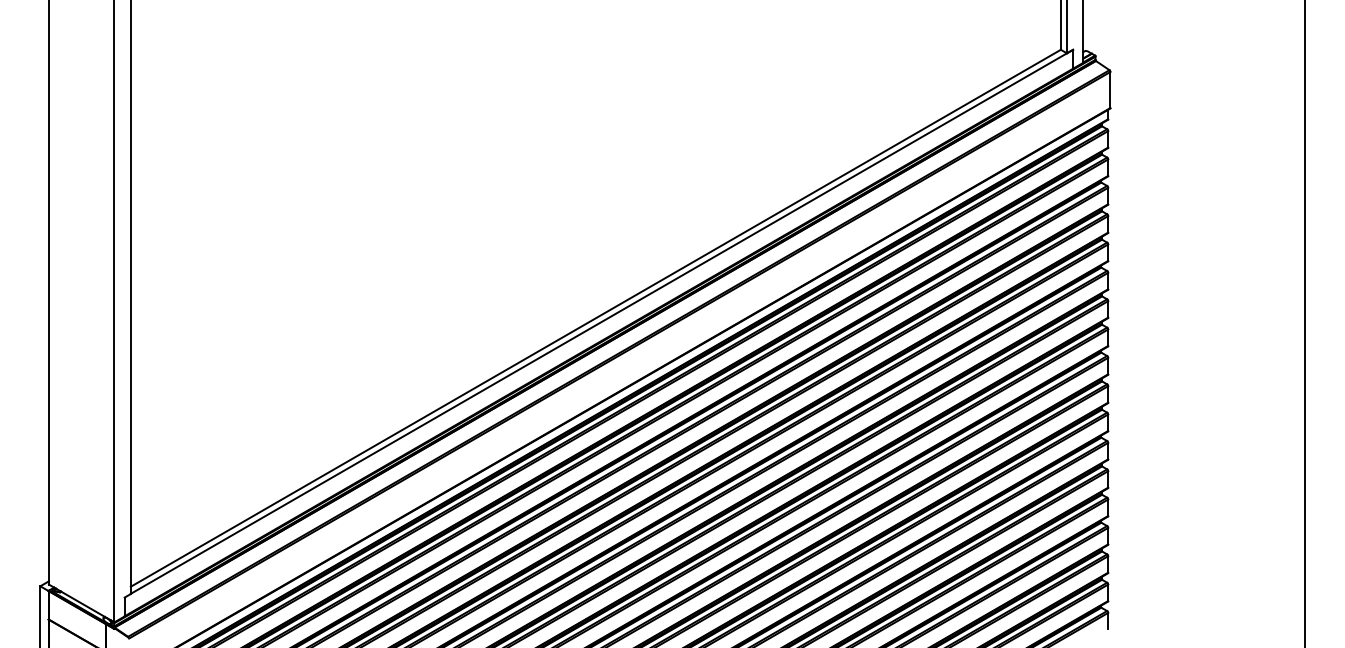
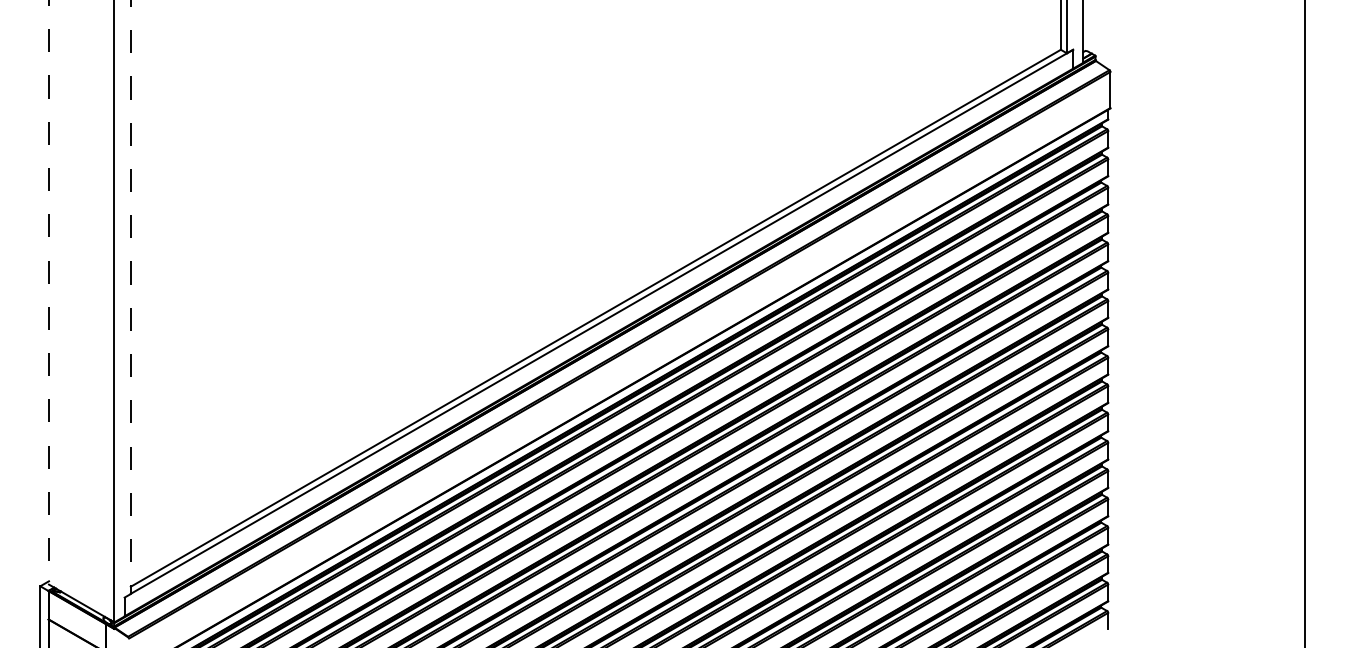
line: solid -> dashed (49, 292)
line: solid -> dashed (130, 297)
